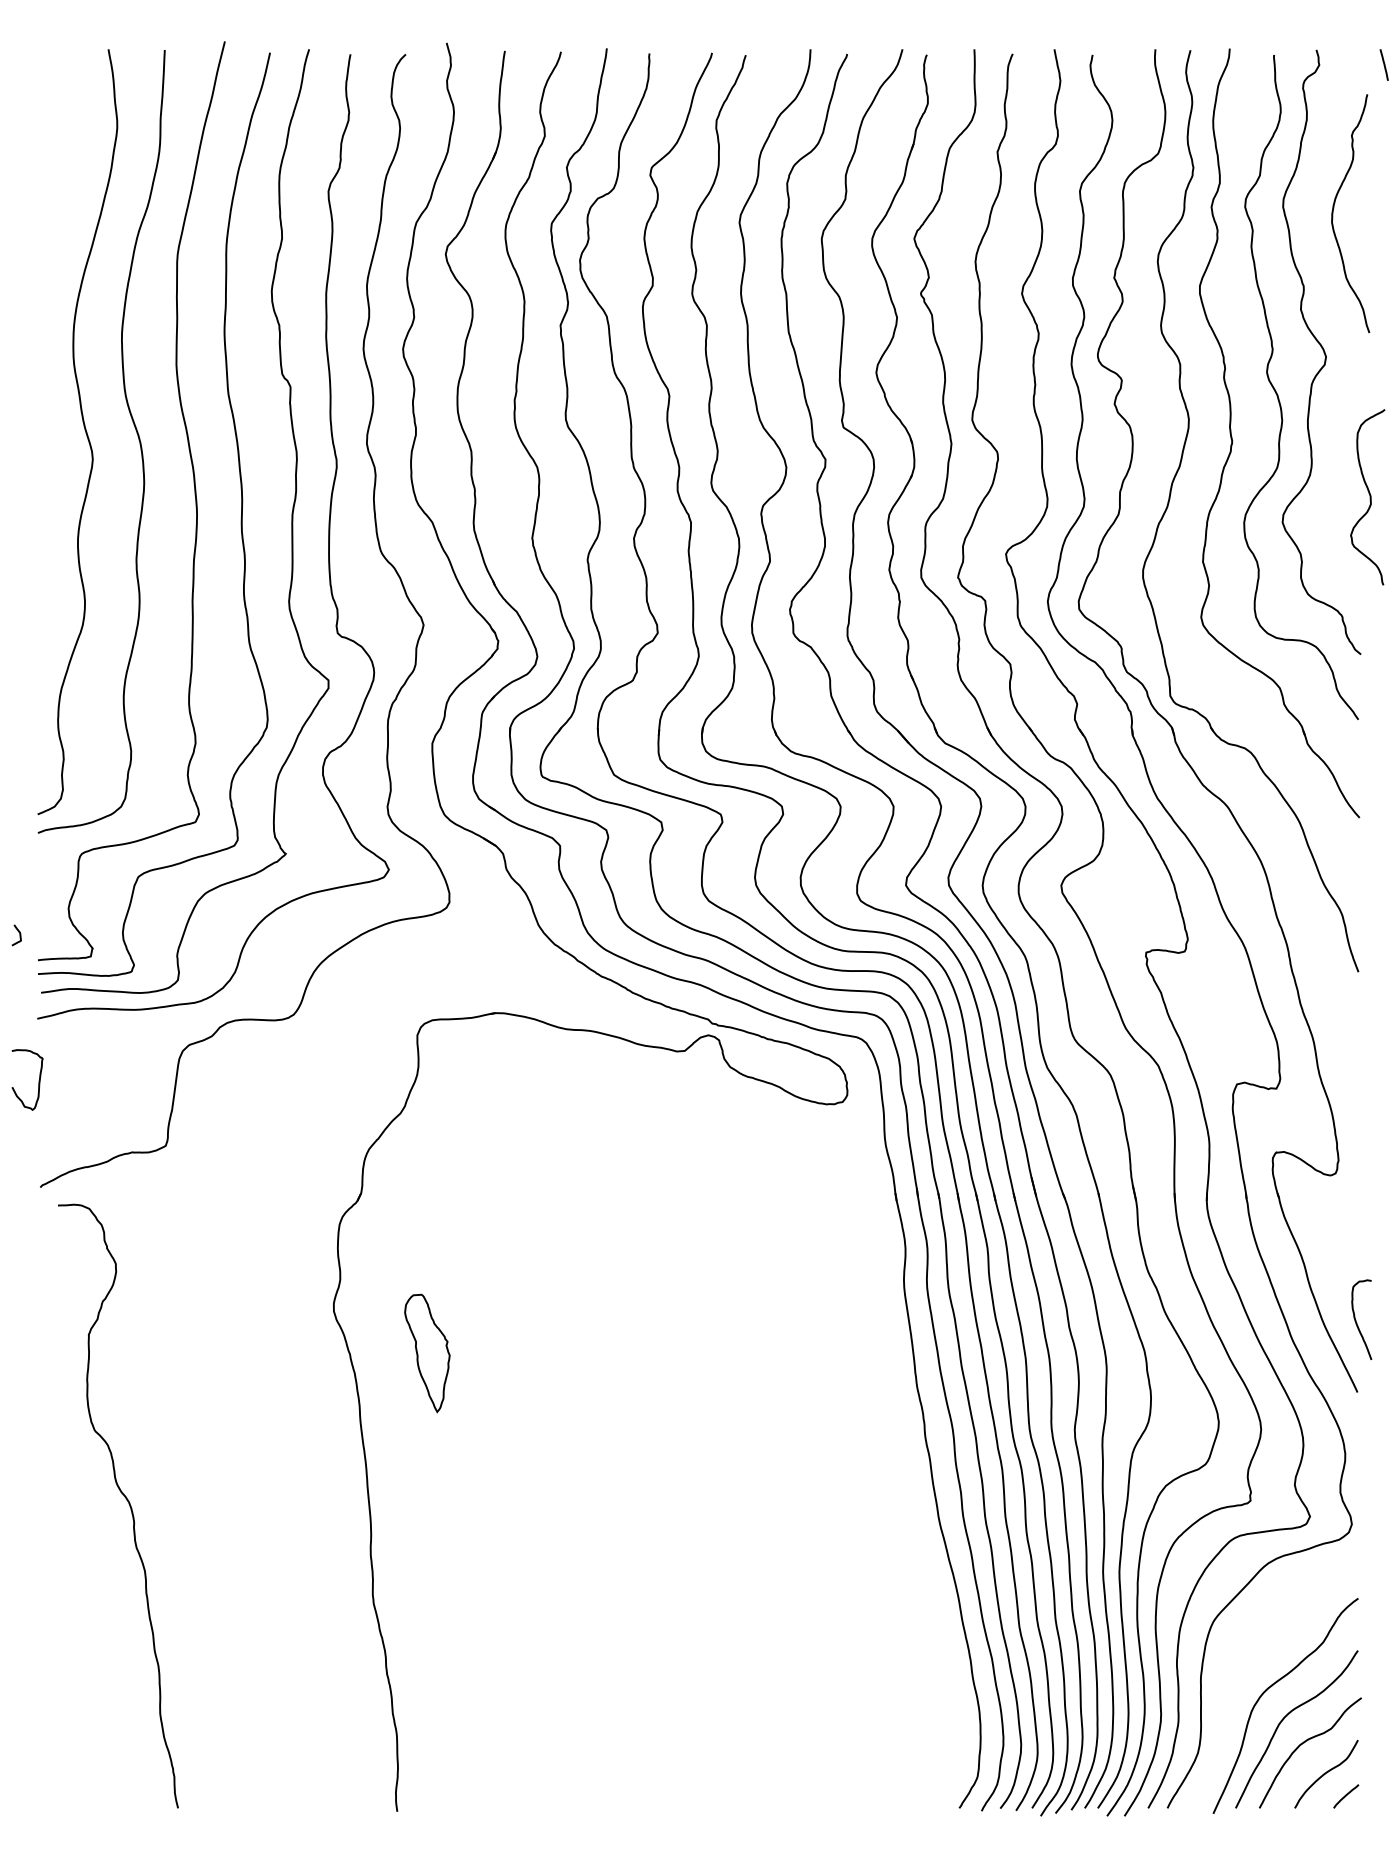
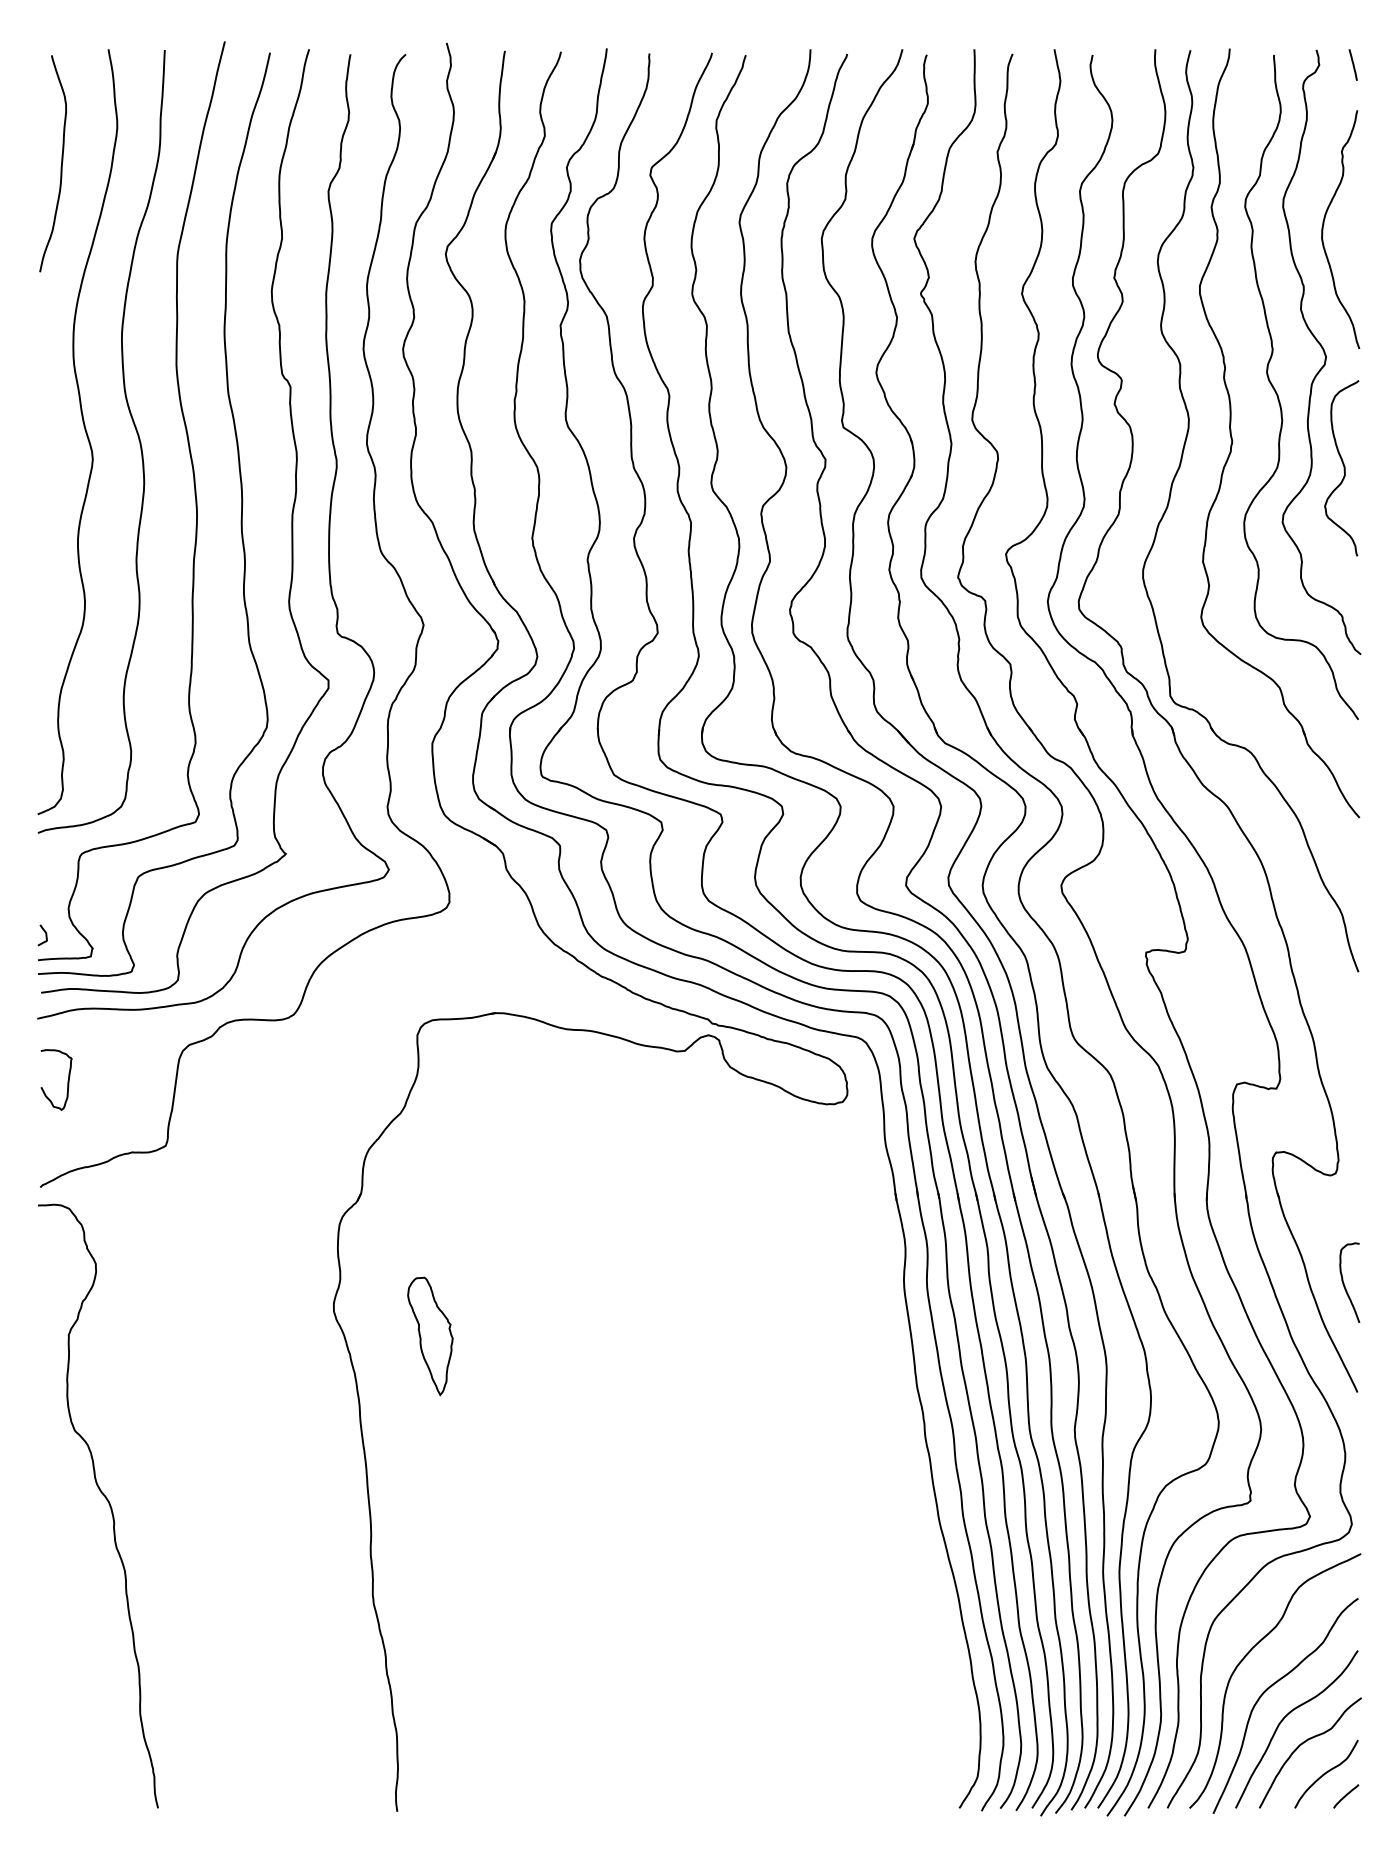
line position: (1383, 64) -> (1352, 64) (1352, 64)
curve: none -> present (60, 166)
curve position: (1334, 208) -> (1324, 224) (1324, 224)
curve position: (1369, 497) -> (1343, 468) (1343, 468)
curve position: (19, 935) -> (45, 935) (45, 935)
curve position: (38, 1080) -> (67, 1080) (67, 1080)
curve position: (1356, 1320) -> (1344, 1283) (1344, 1283)
part position: (427, 1353) -> (430, 1336) (430, 1336)
curve position: (126, 1500) -> (106, 1500) (106, 1500)
curve: none -> present (1244, 1659)
